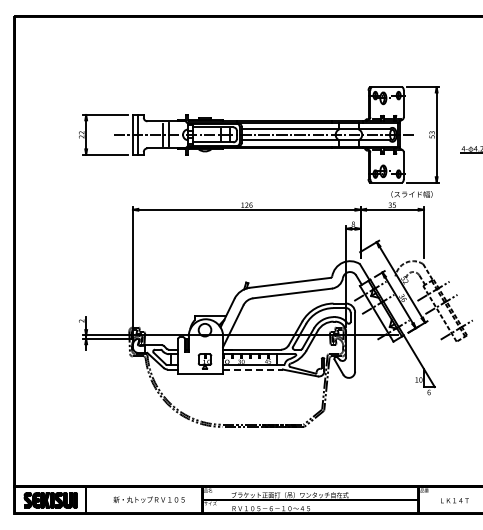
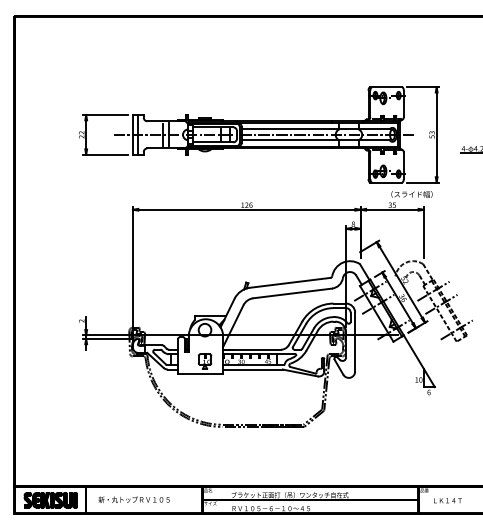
line: dashed -> solid (252, 369)
text position: (148, 499) -> (133, 499) (133, 499)
text position: (454, 500) -> (447, 500) (447, 500)
